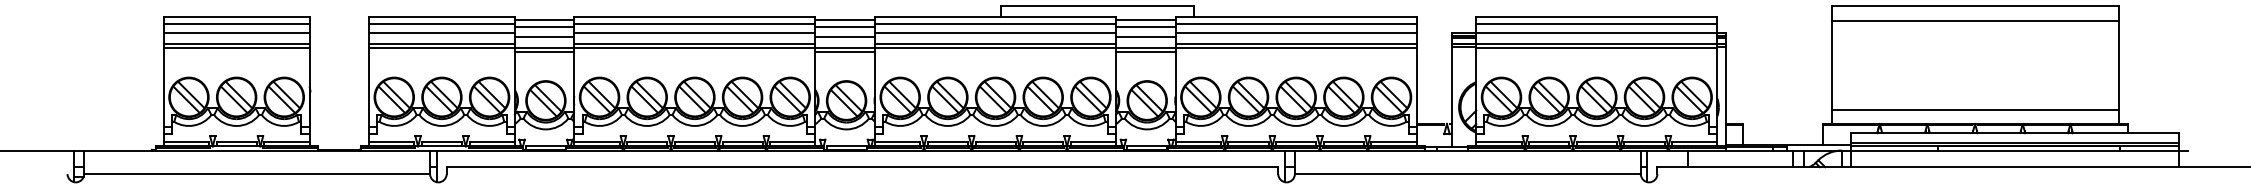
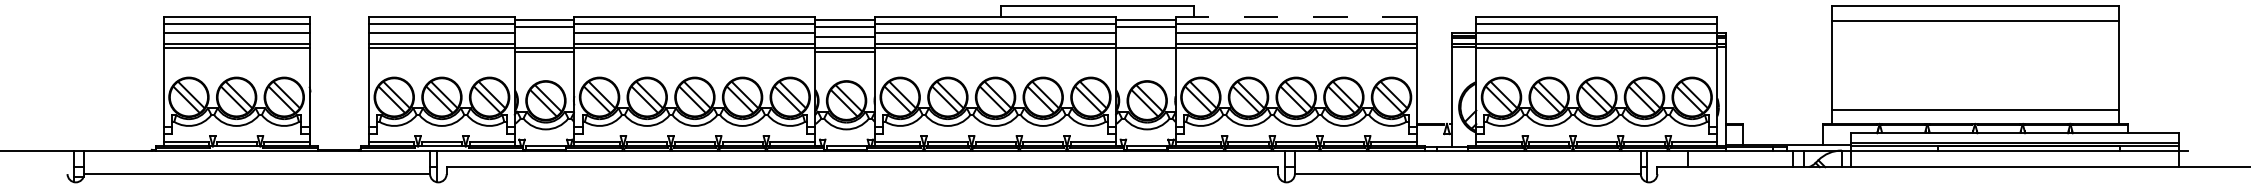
line: solid -> dashed (1296, 17)
line: present -> none (544, 36)
line: present -> none (1145, 36)
line: present -> none (1145, 51)
